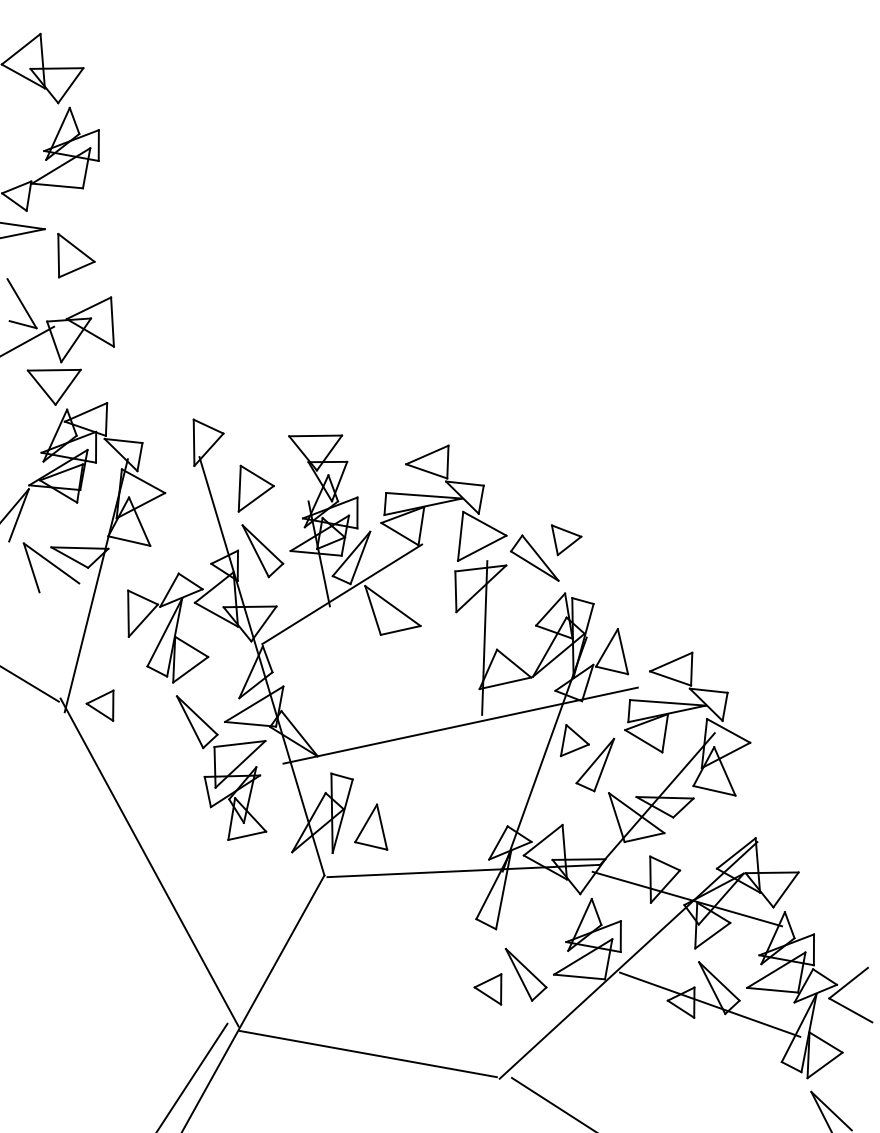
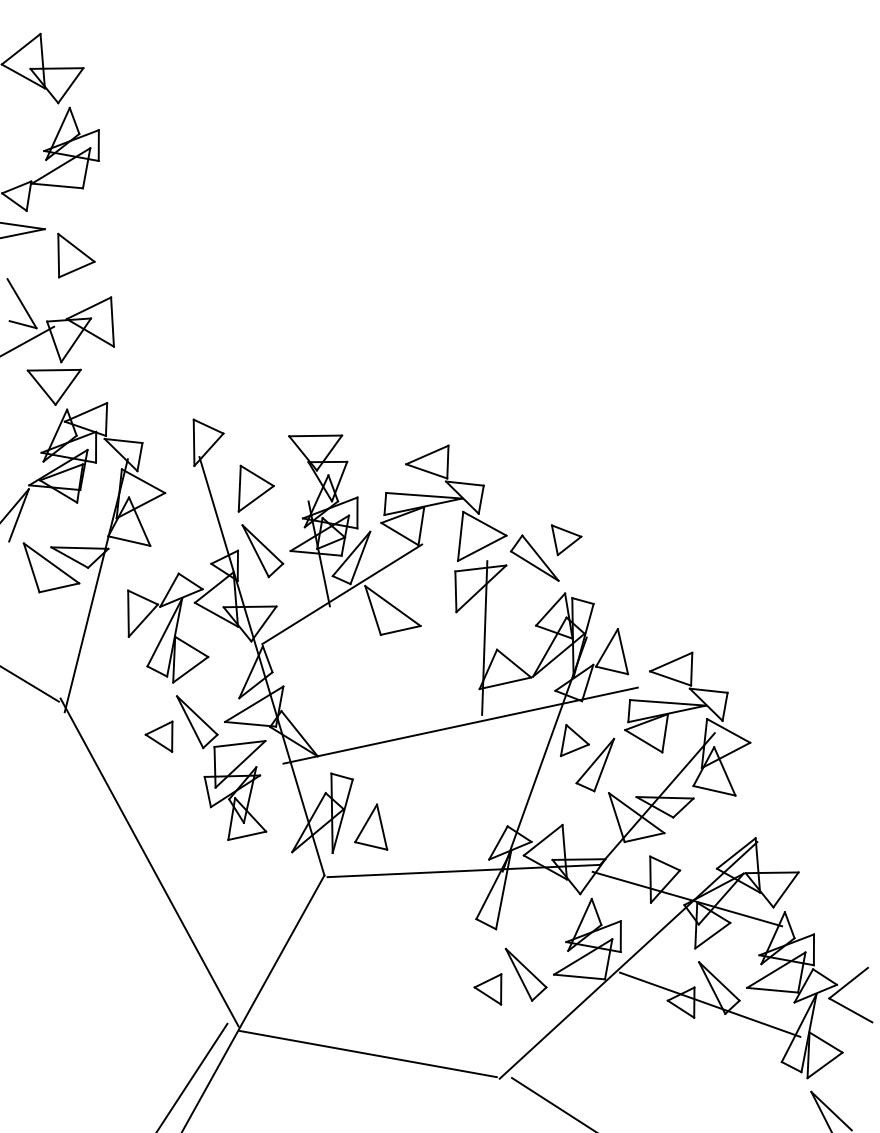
line: none -> present (59, 587)
part position: (99, 705) -> (158, 736) (158, 736)
